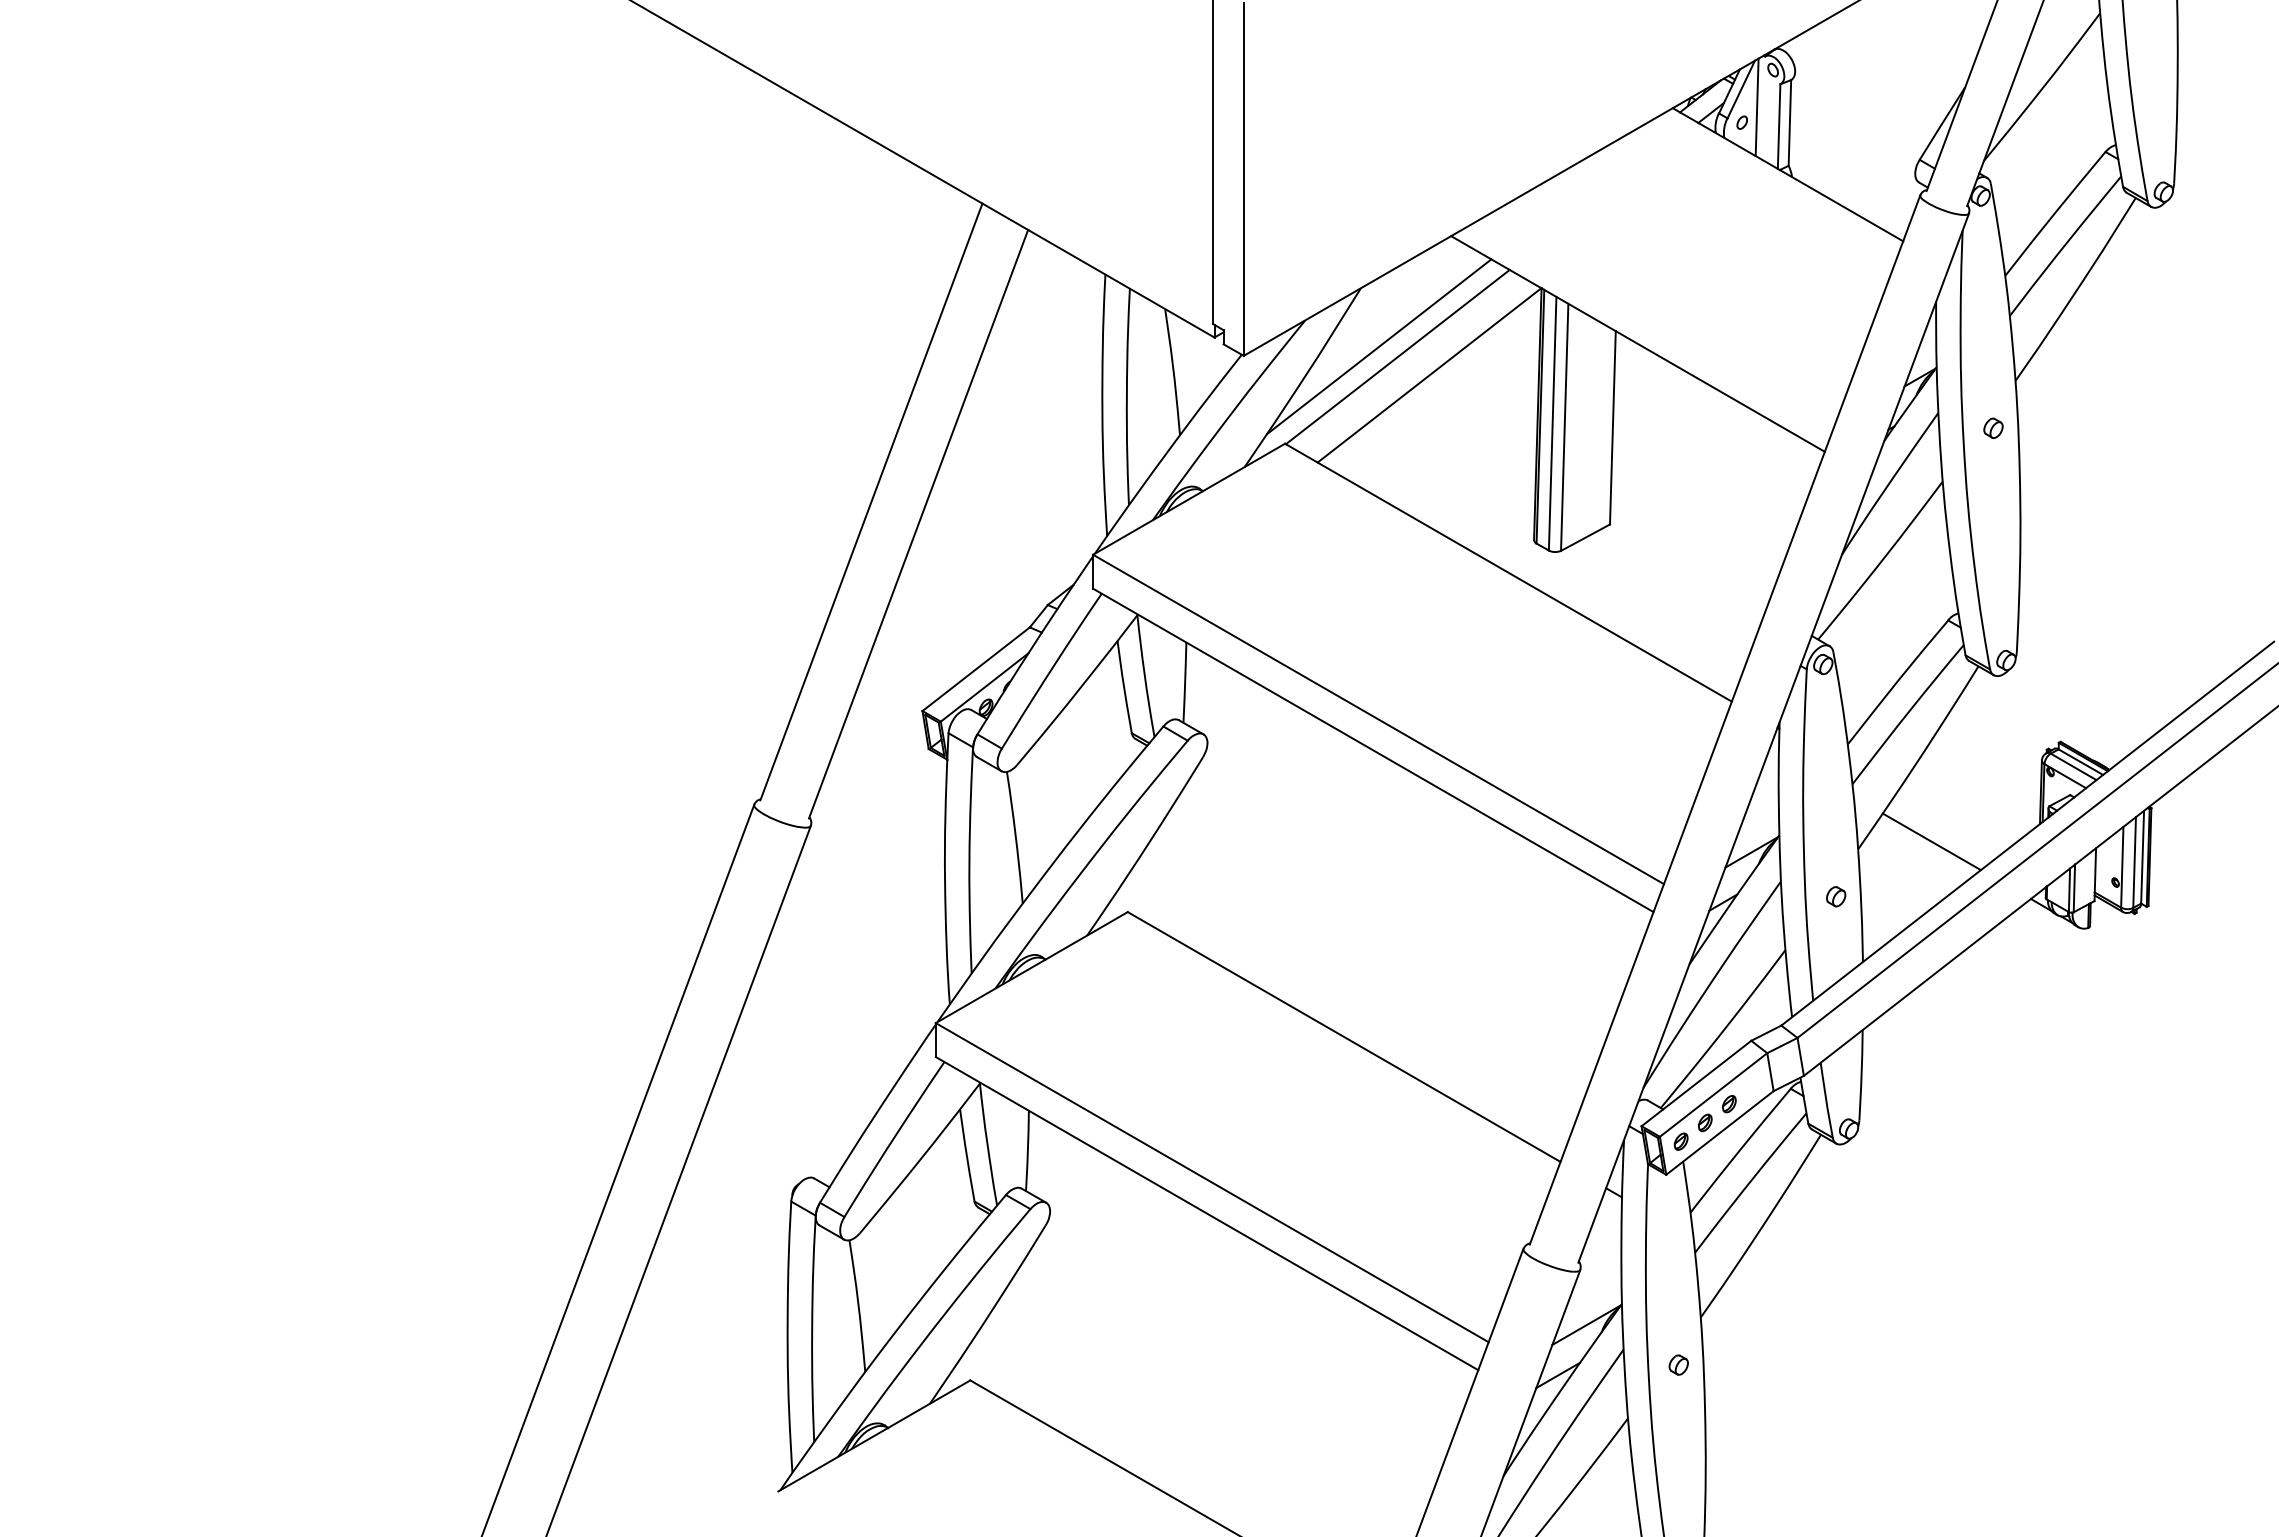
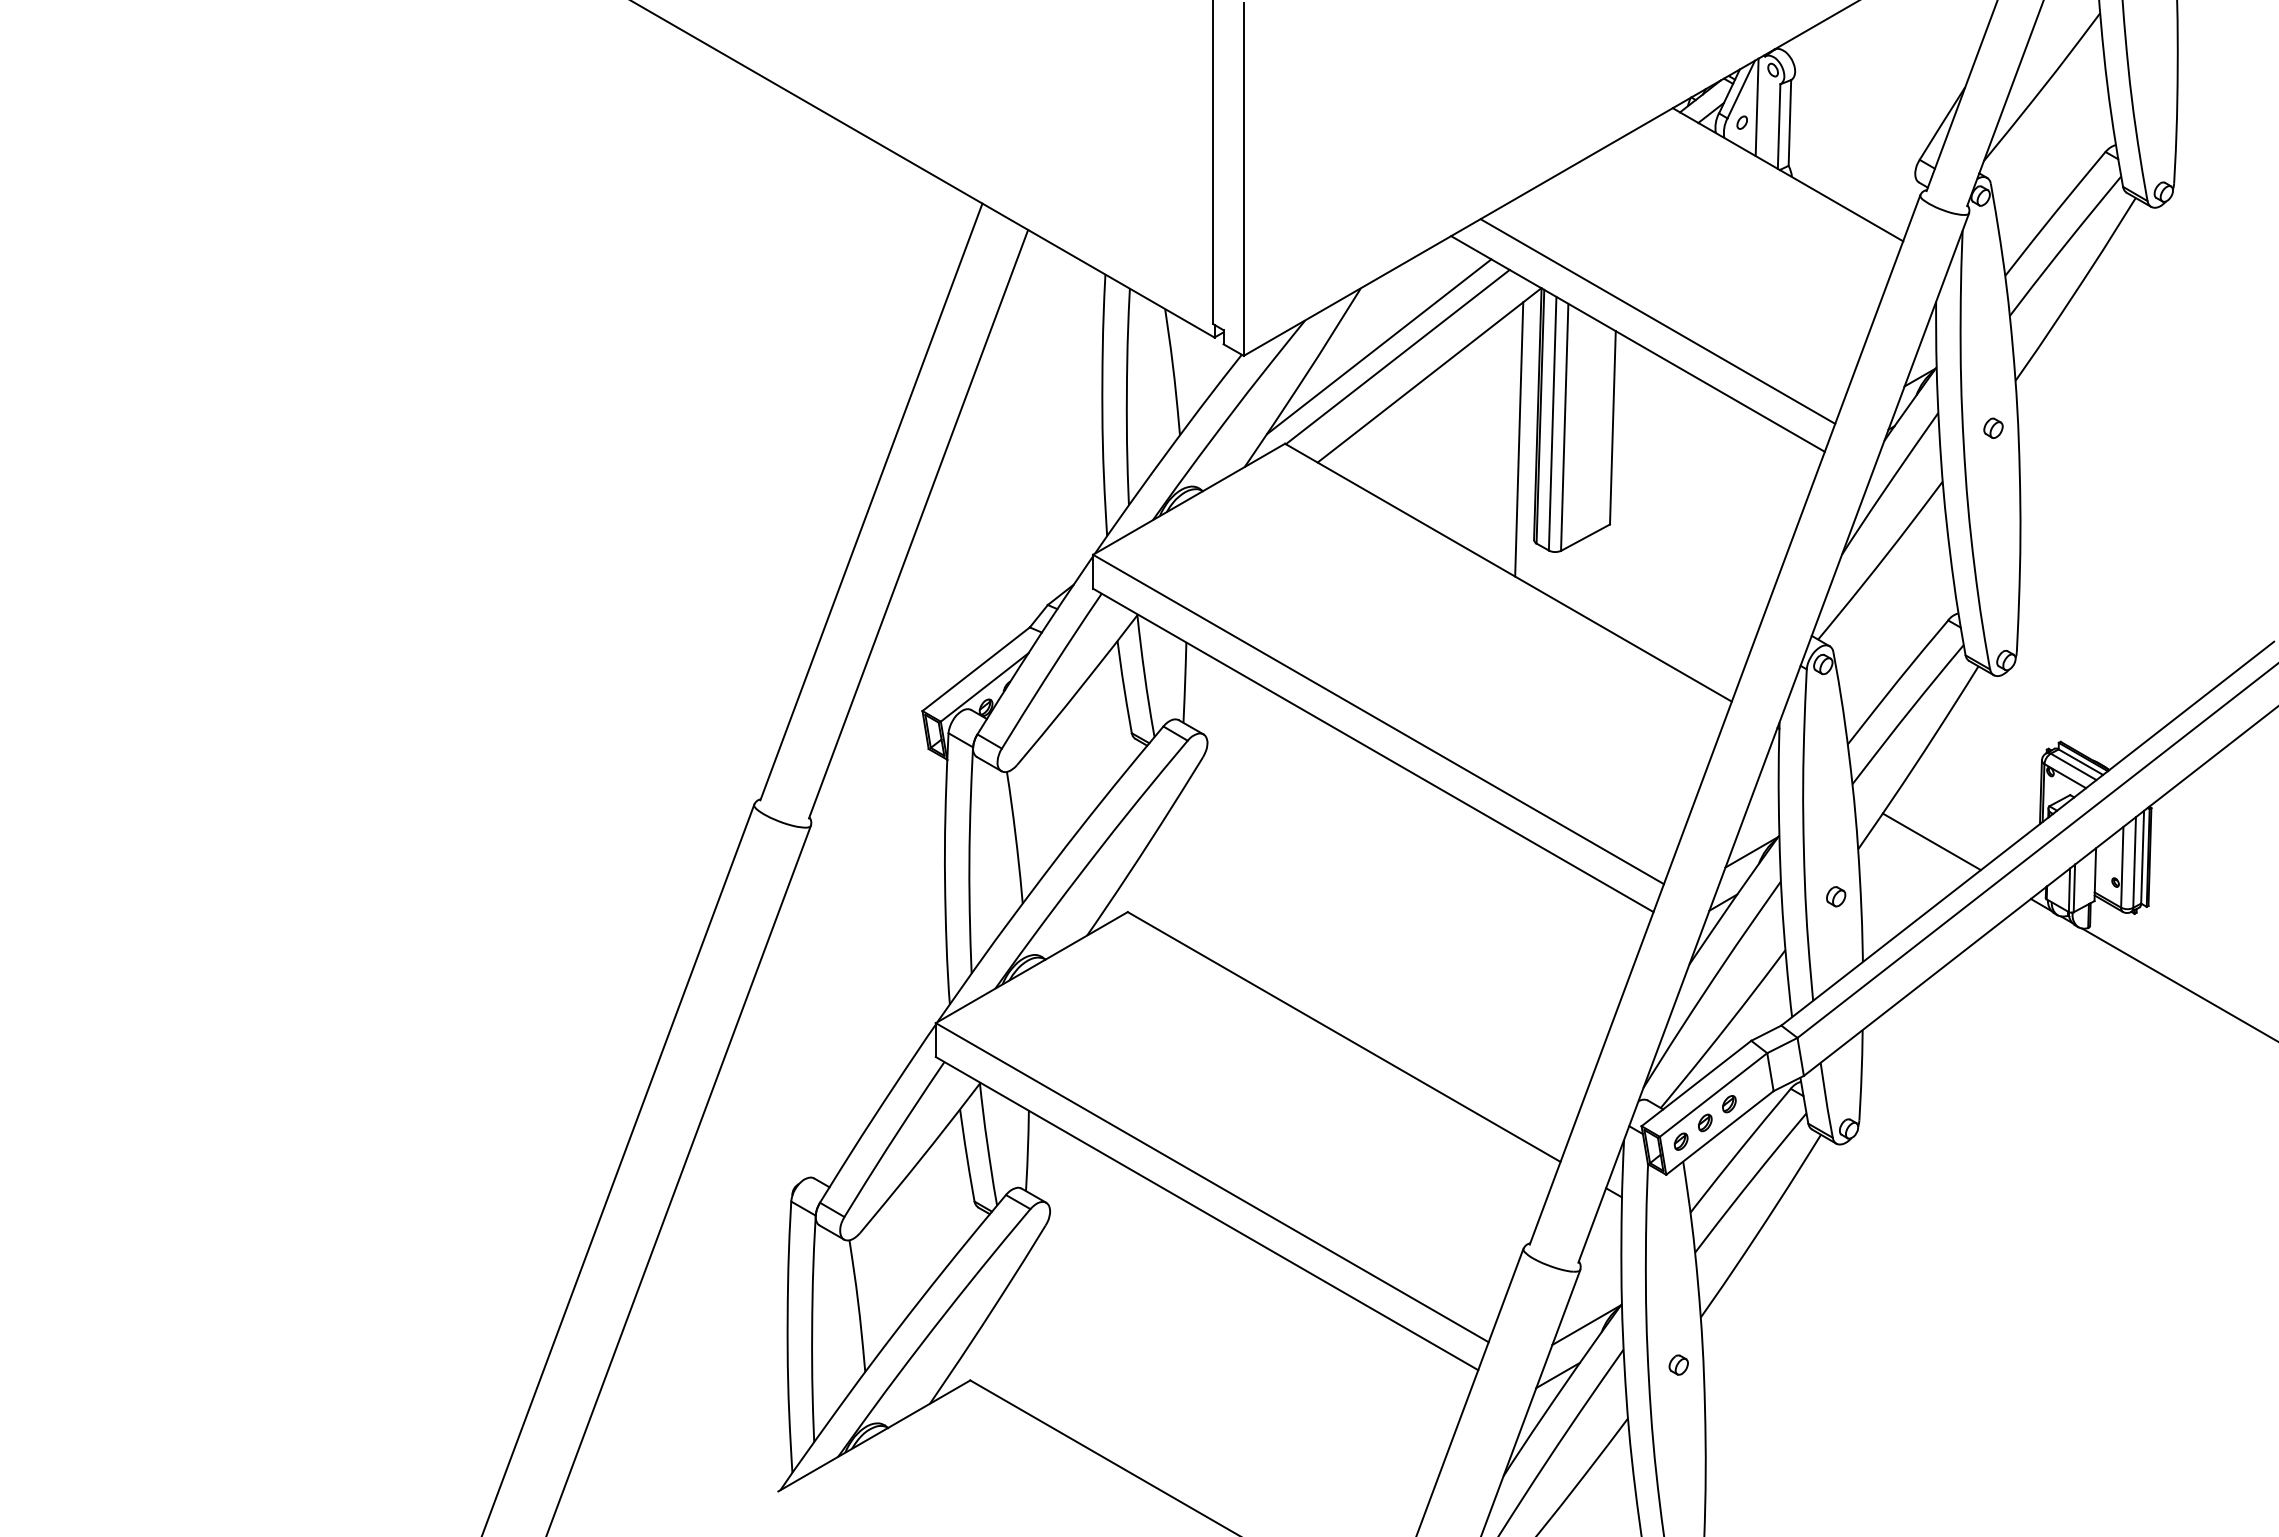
line: none -> present (1657, 321)
line: none -> present (1519, 439)
line: none -> present (2178, 984)
